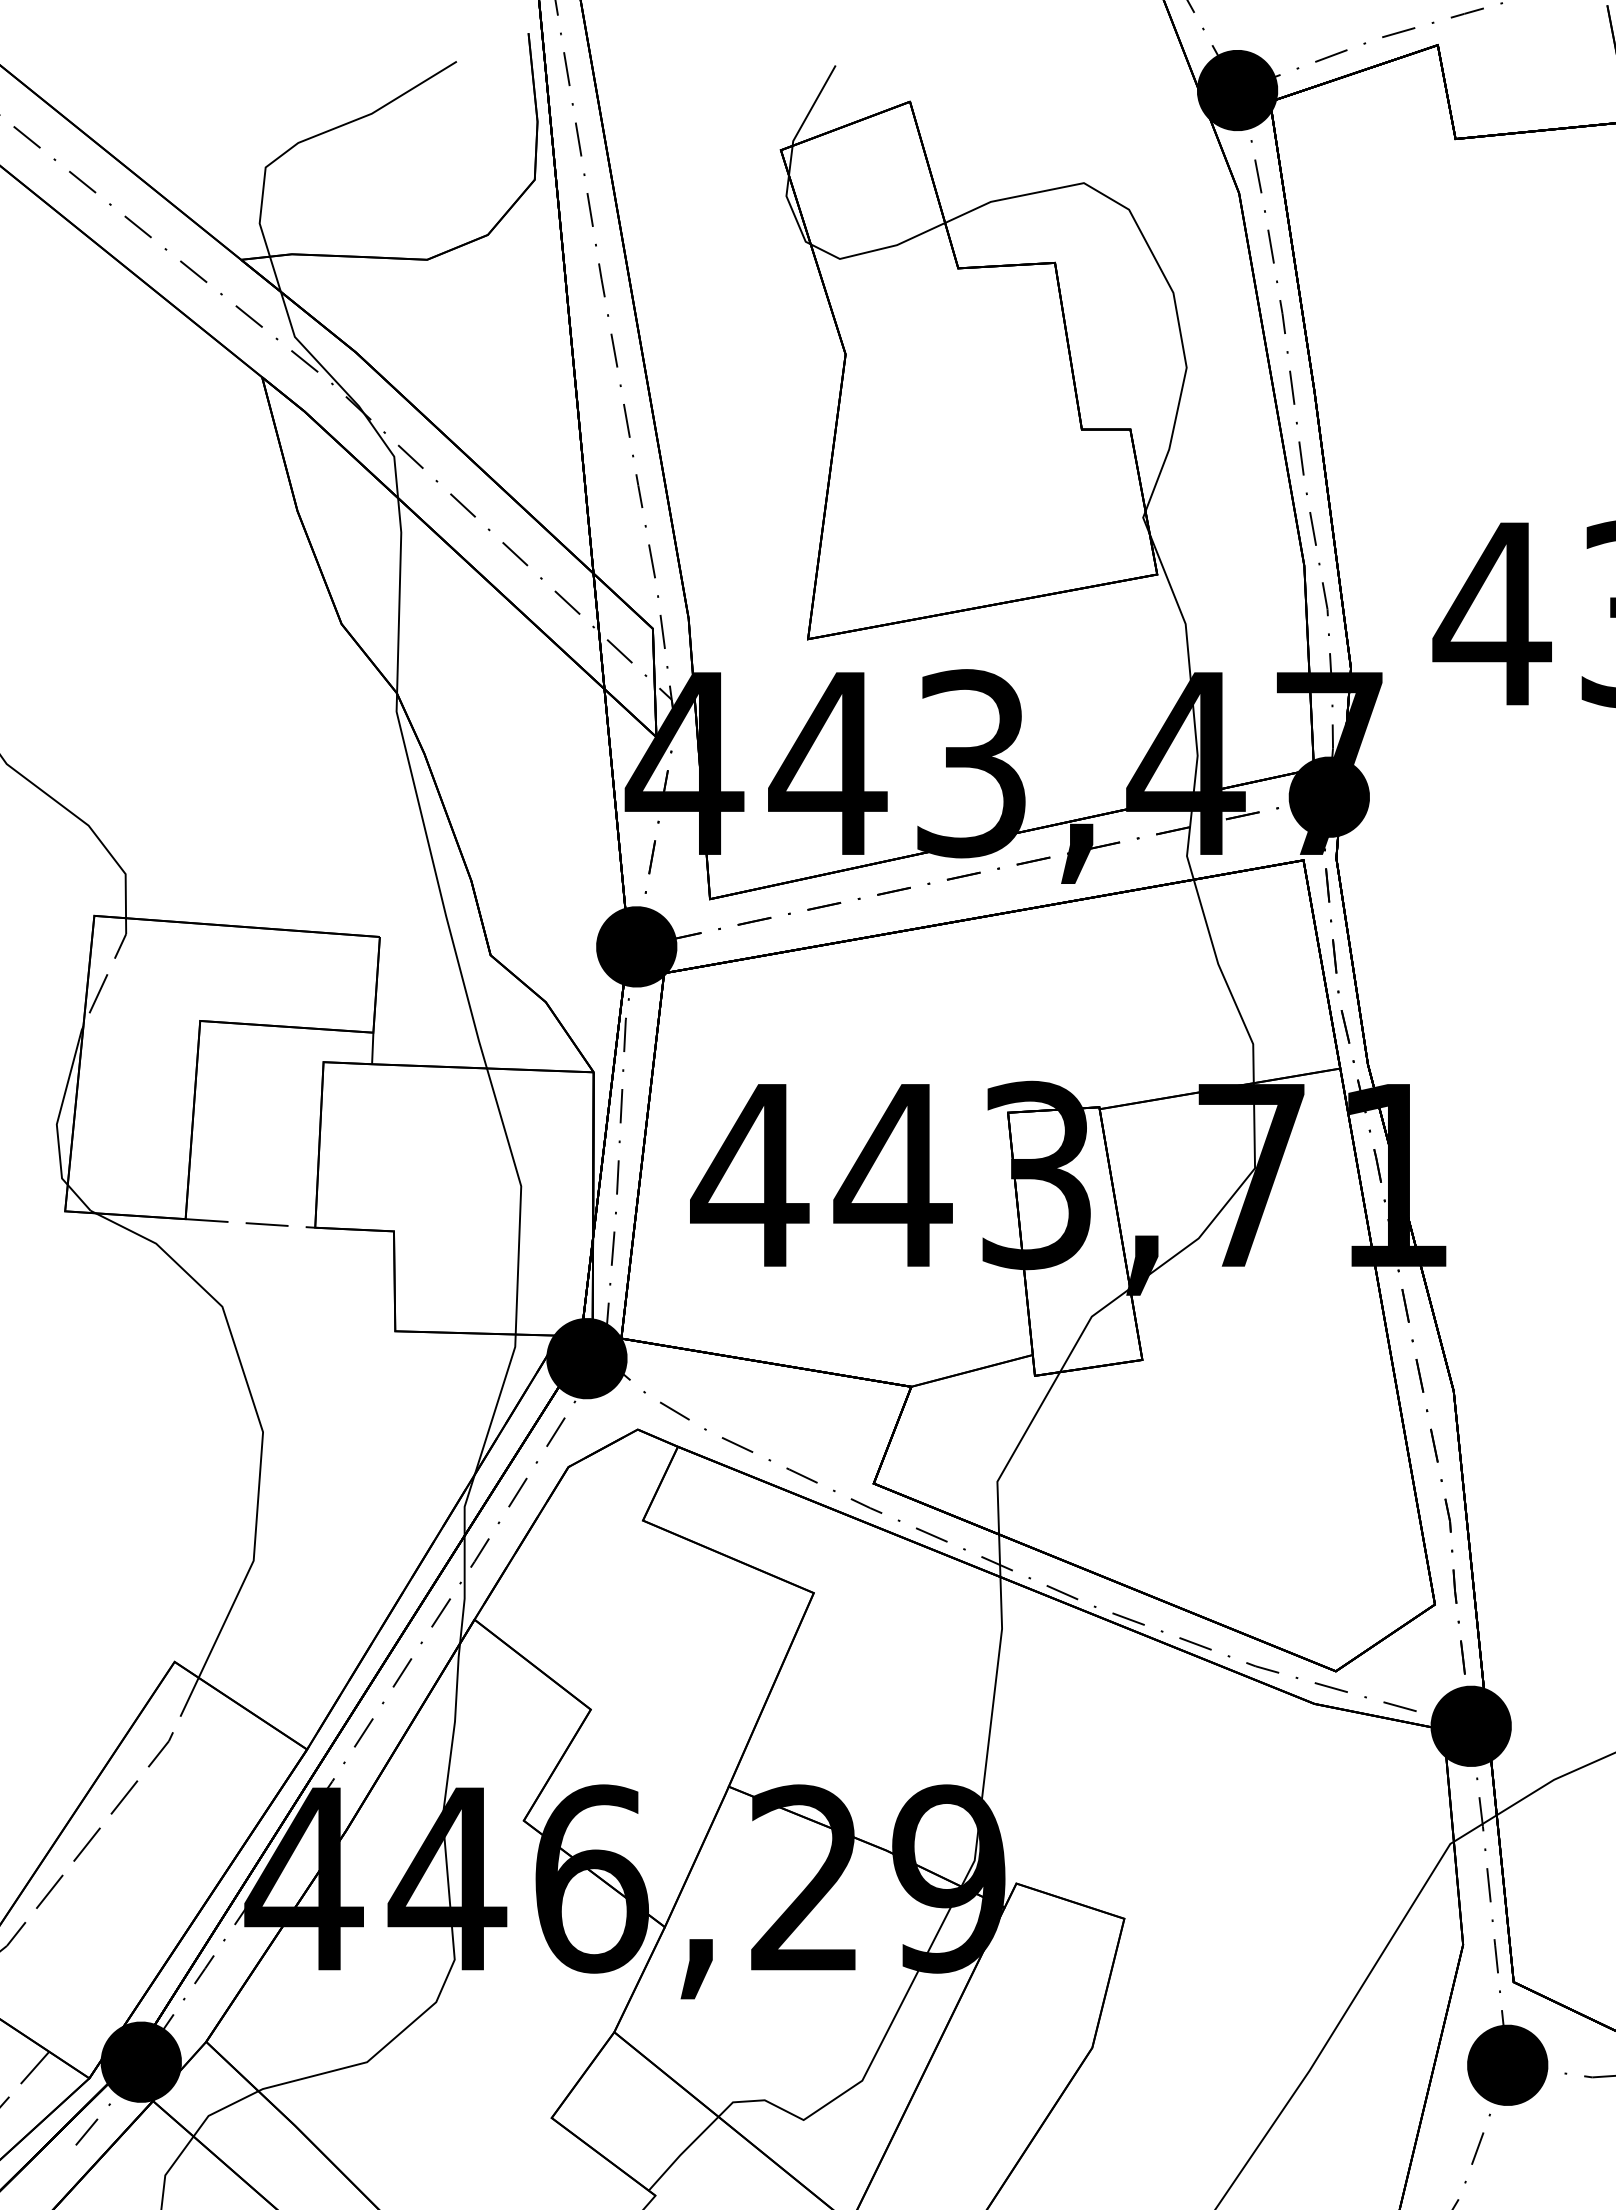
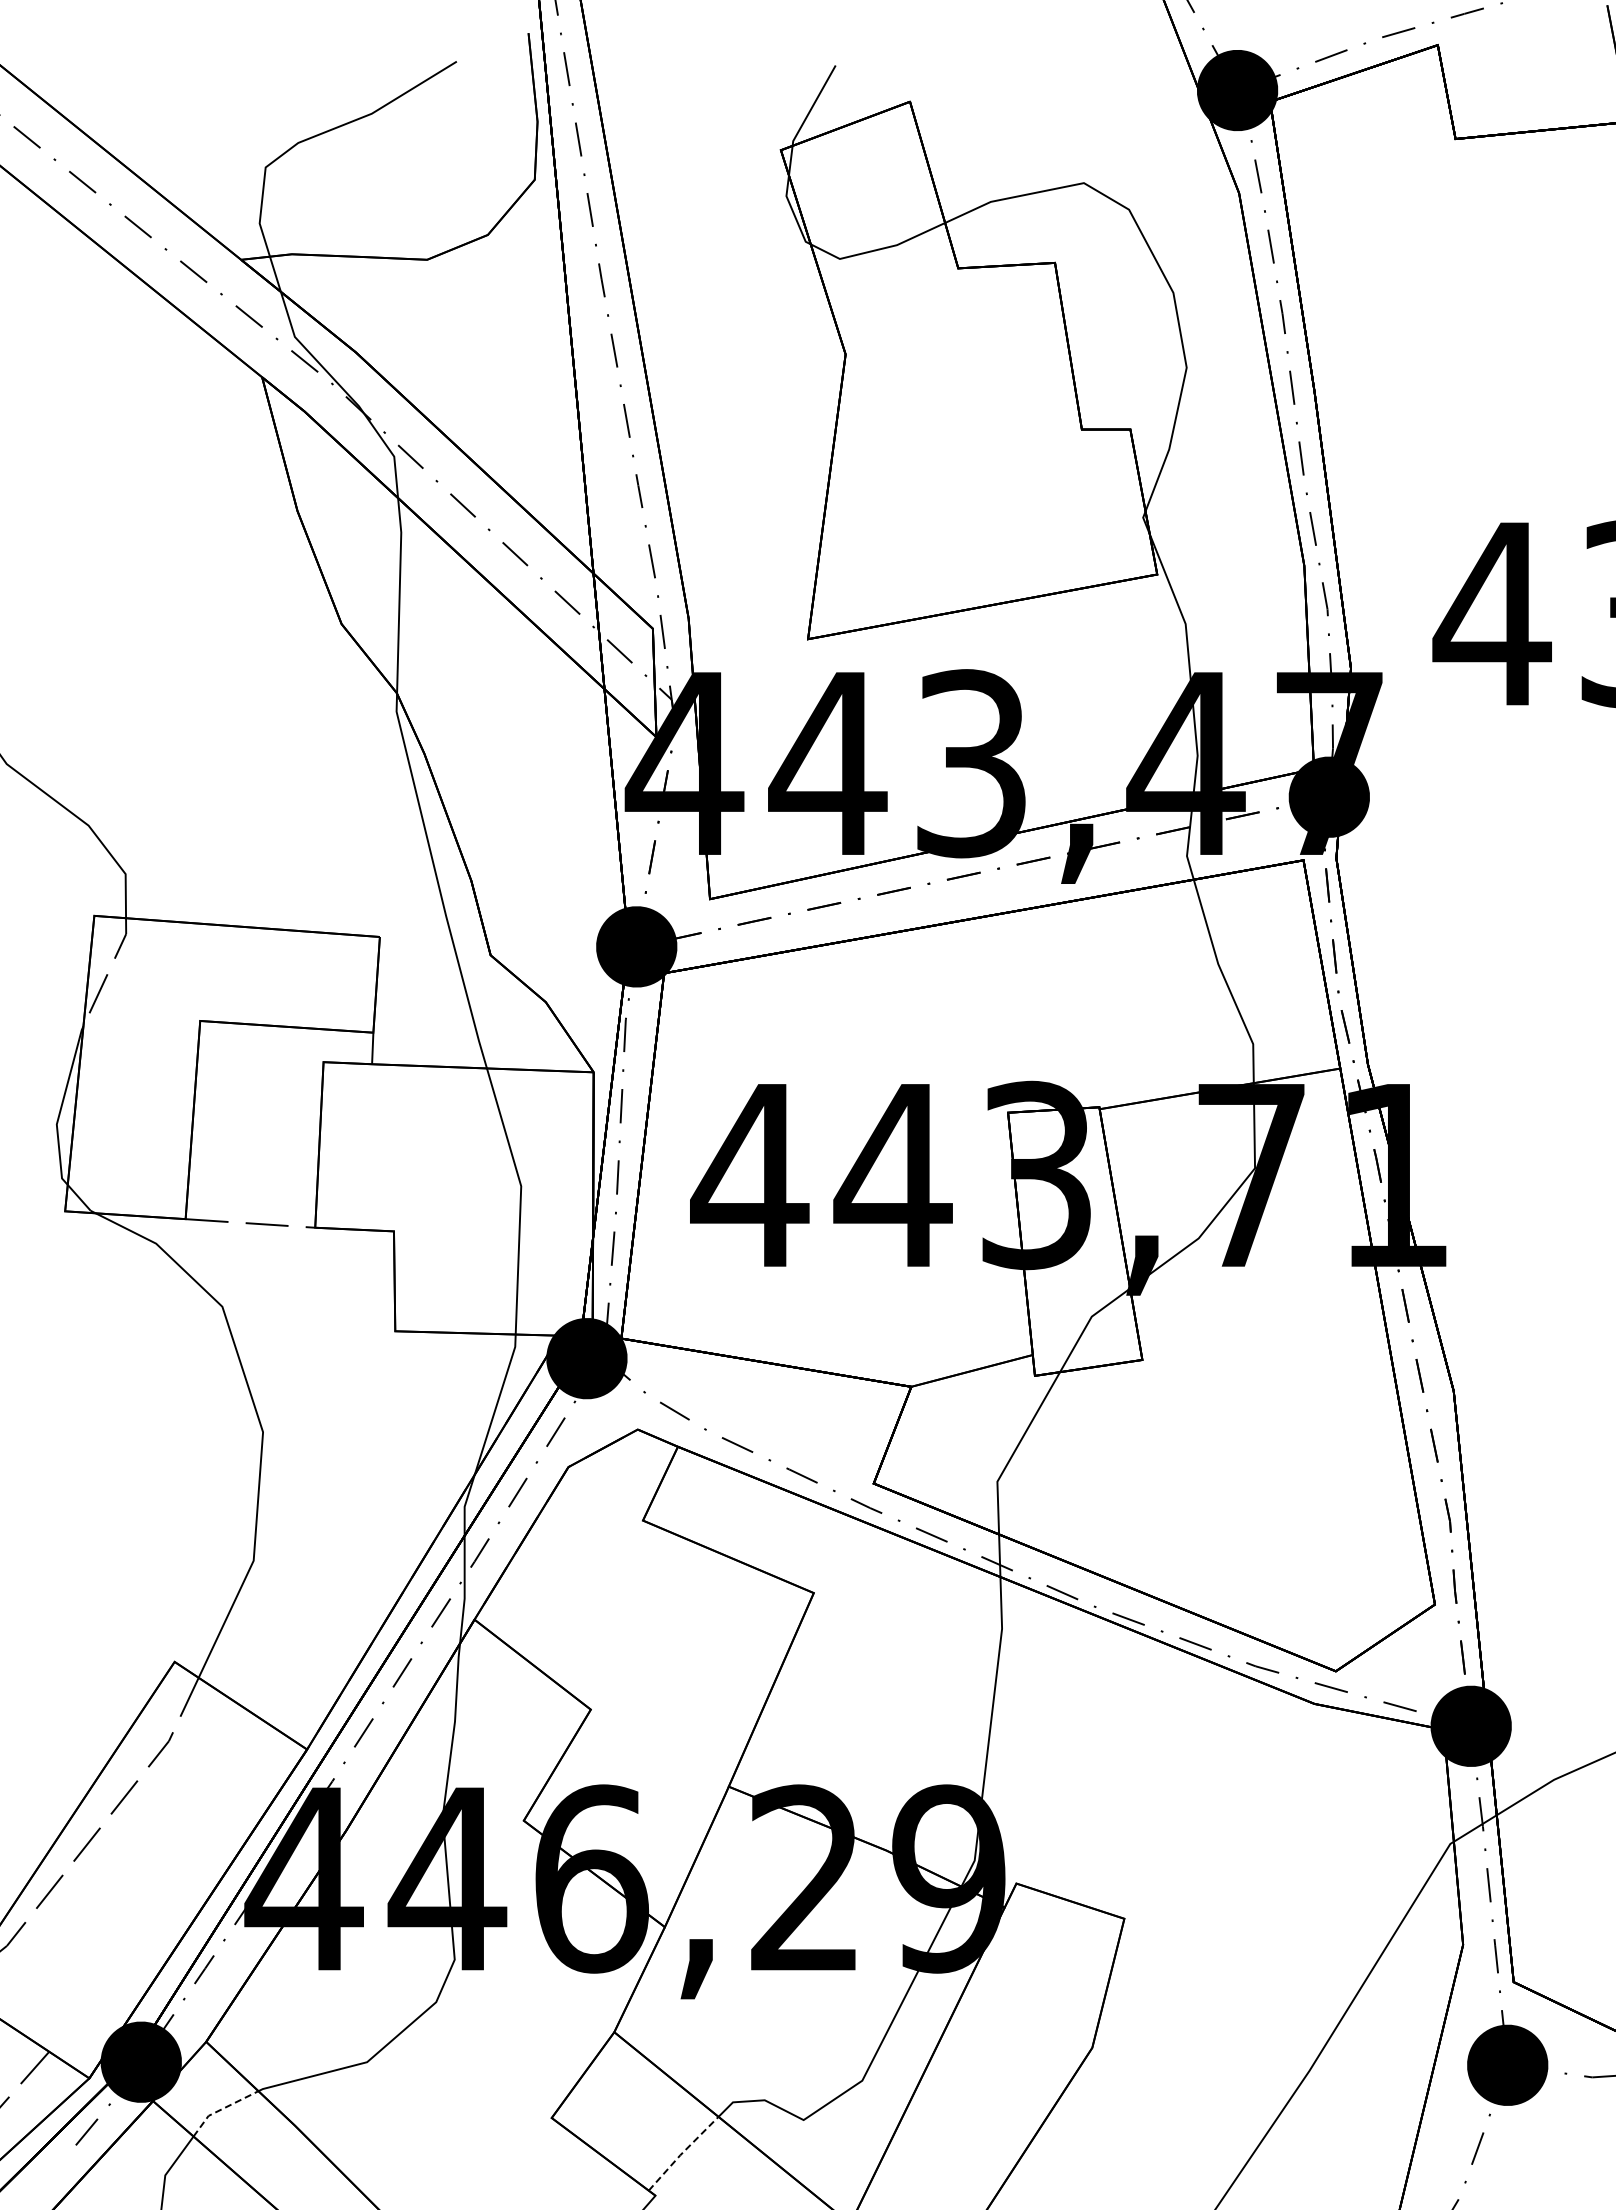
line: solid -> dashed (221, 2109)
line: solid -> dashed (682, 2153)
